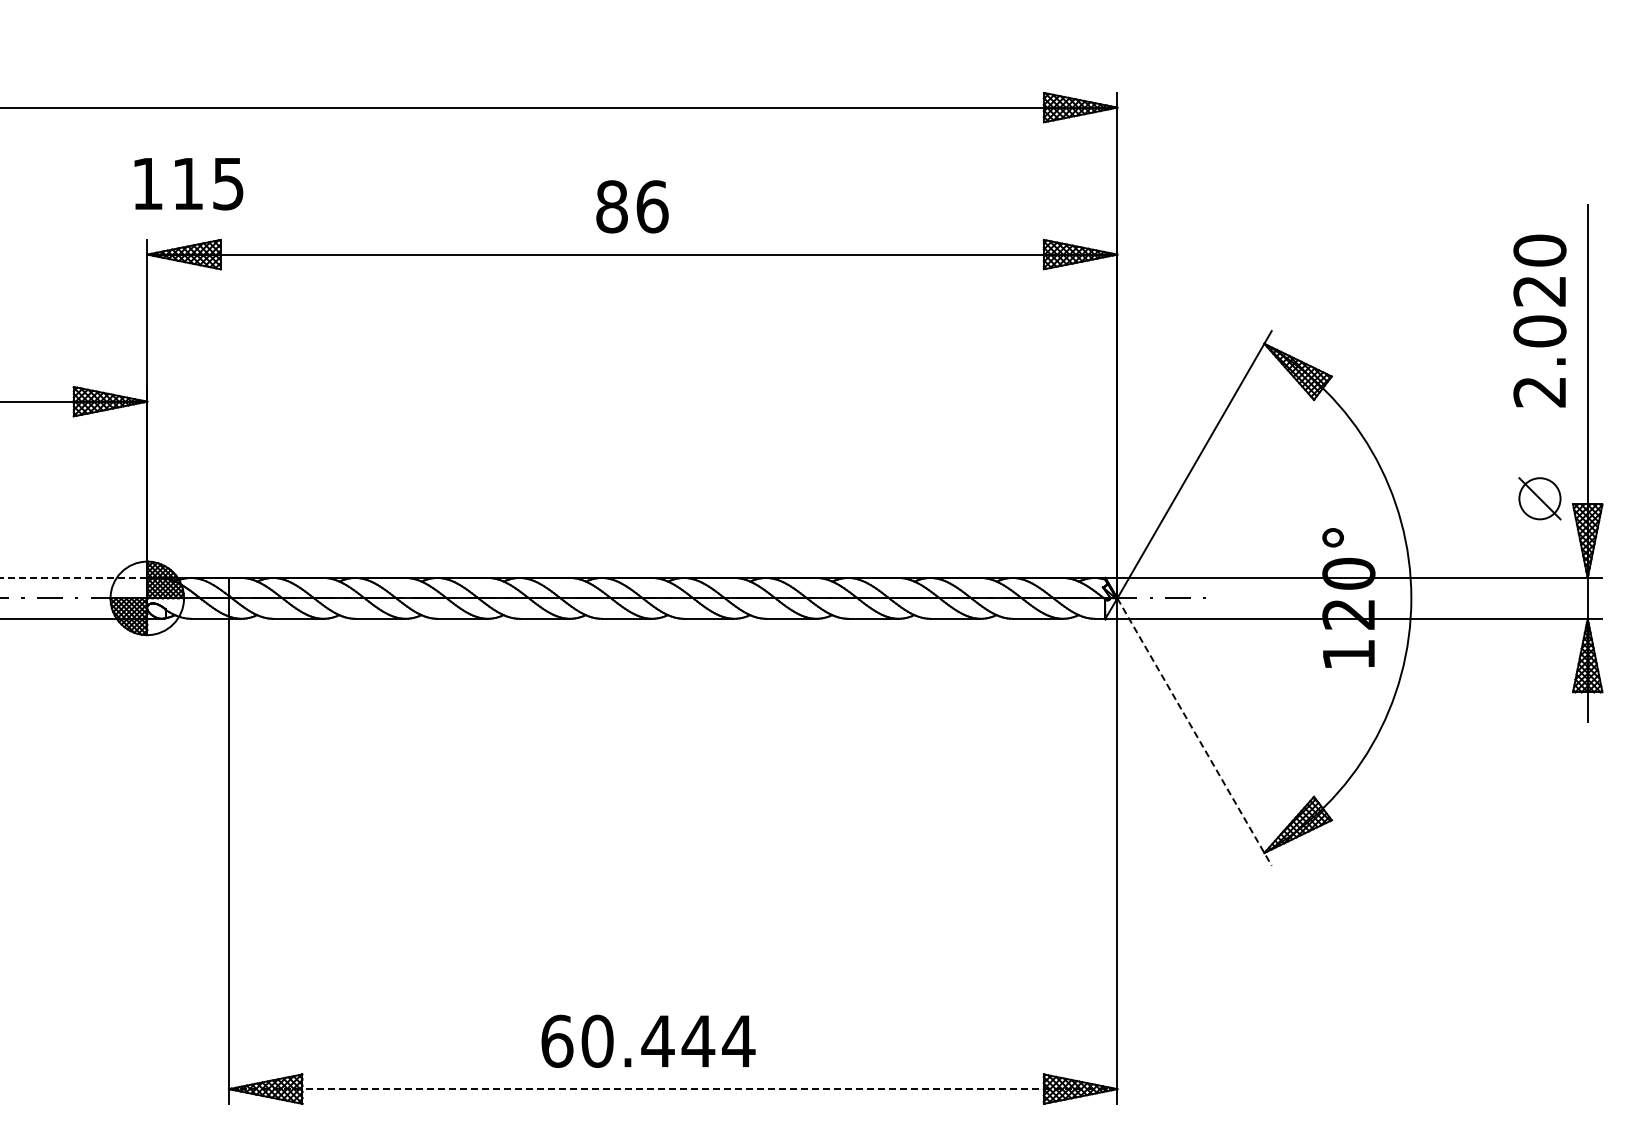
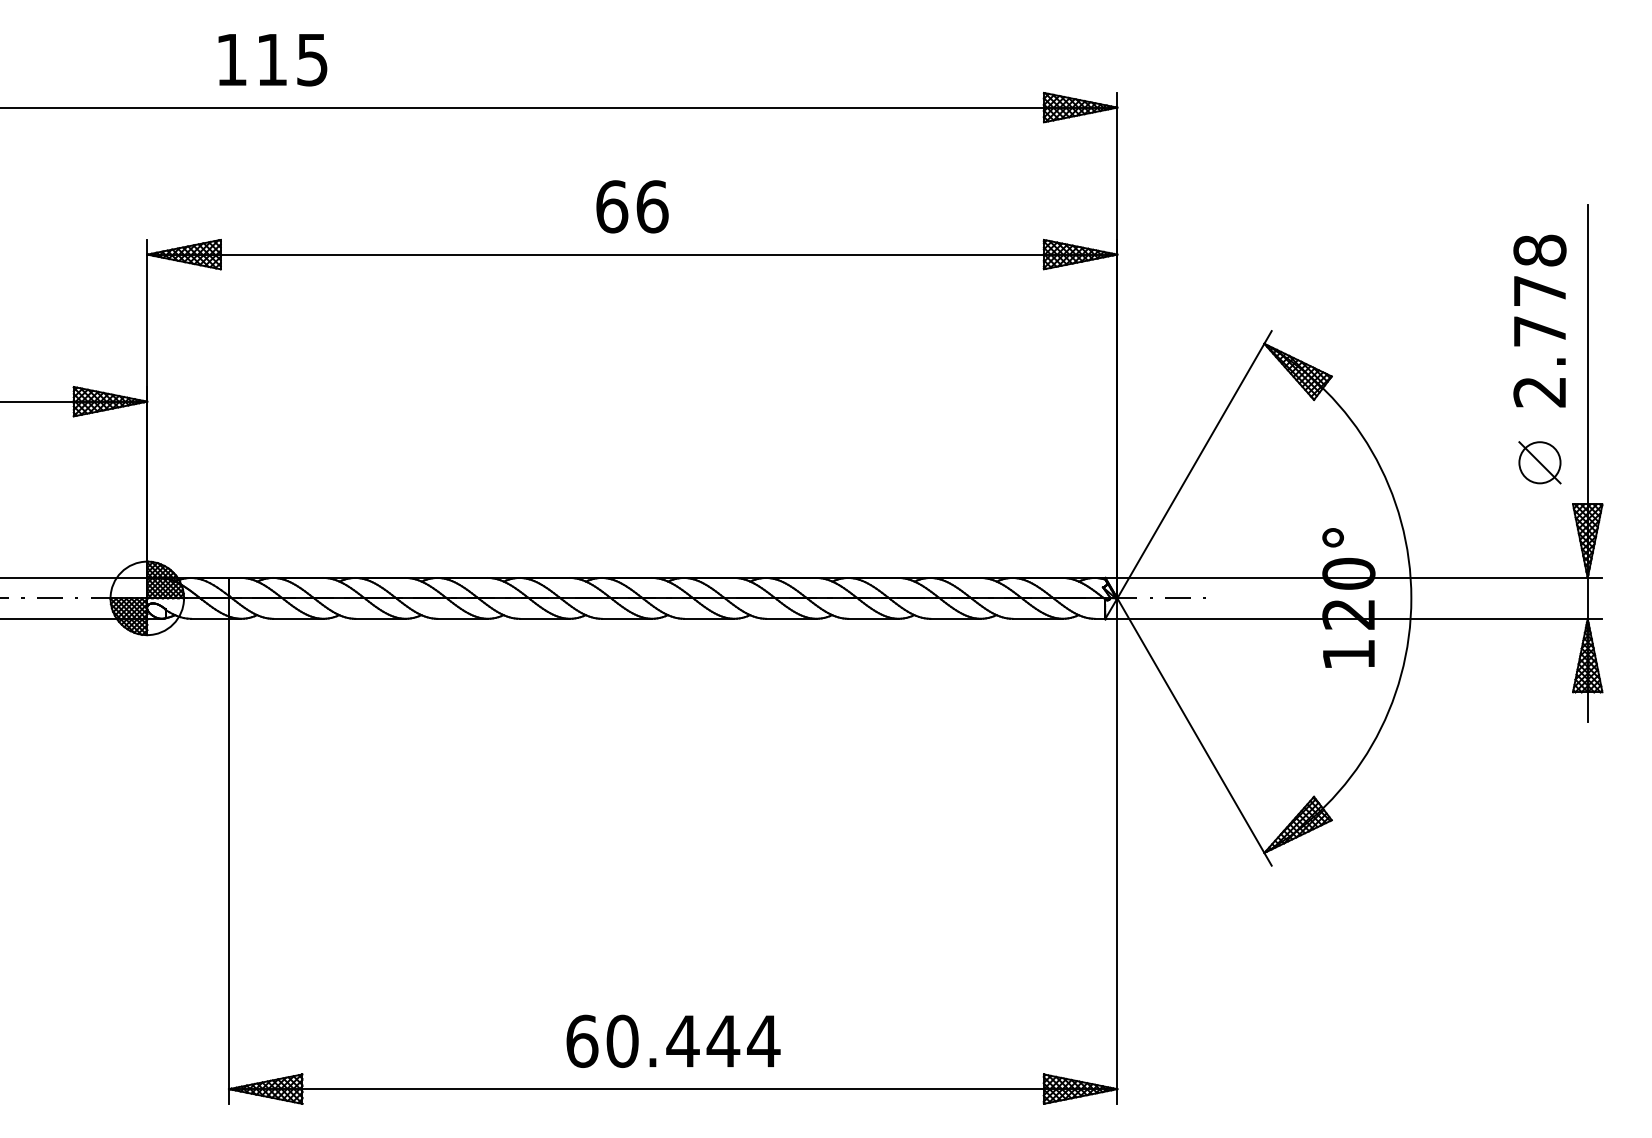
text position: (188, 184) -> (272, 60) (272, 60)
text: 86 -> 66 (612, 206)
text: 2.020 -> 2.778 (1539, 290)
part position: (1539, 498) -> (1539, 462) (1539, 462)
line: dashed -> solid (73, 578)
line: dashed -> solid (1194, 732)
text position: (648, 1040) -> (673, 1040) (673, 1040)
line: dashed -> solid (673, 1089)
